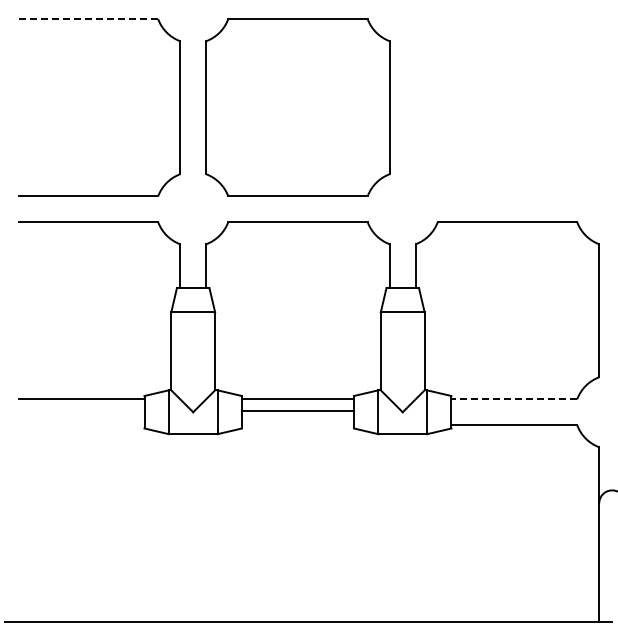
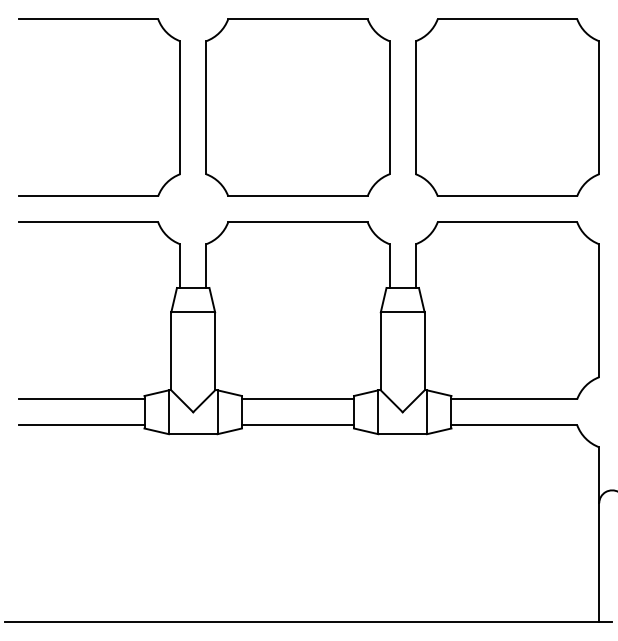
line: dashed -> solid (88, 19)
part: none -> present (507, 107)
line: dashed -> solid (514, 399)
line position: (297, 411) -> (297, 425) (297, 425)
line: none -> present (81, 425)
